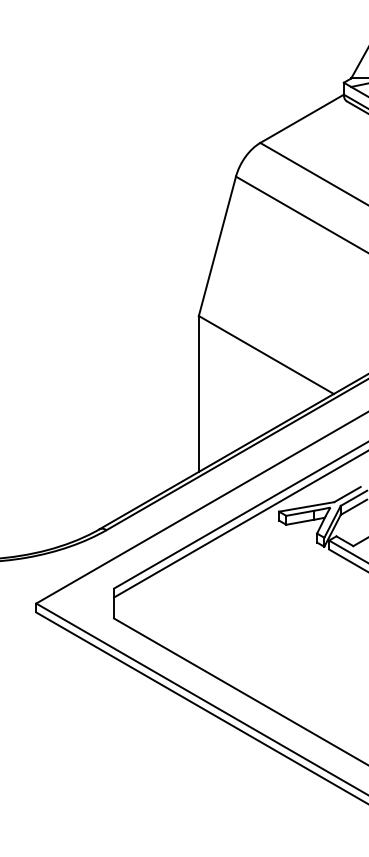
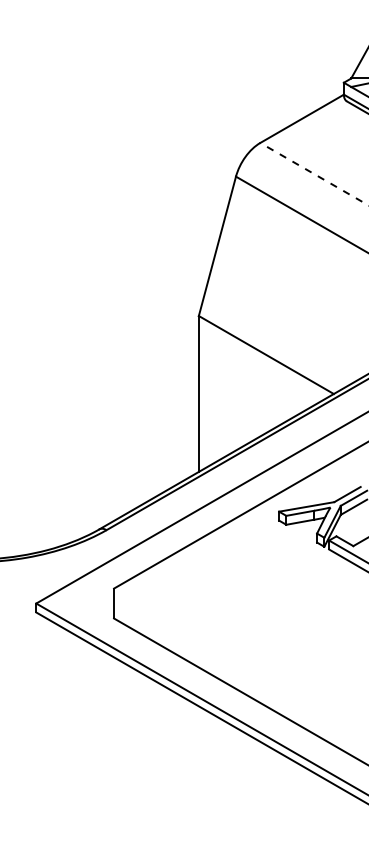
line: solid -> dashed (313, 173)
line: present -> none (239, 524)
